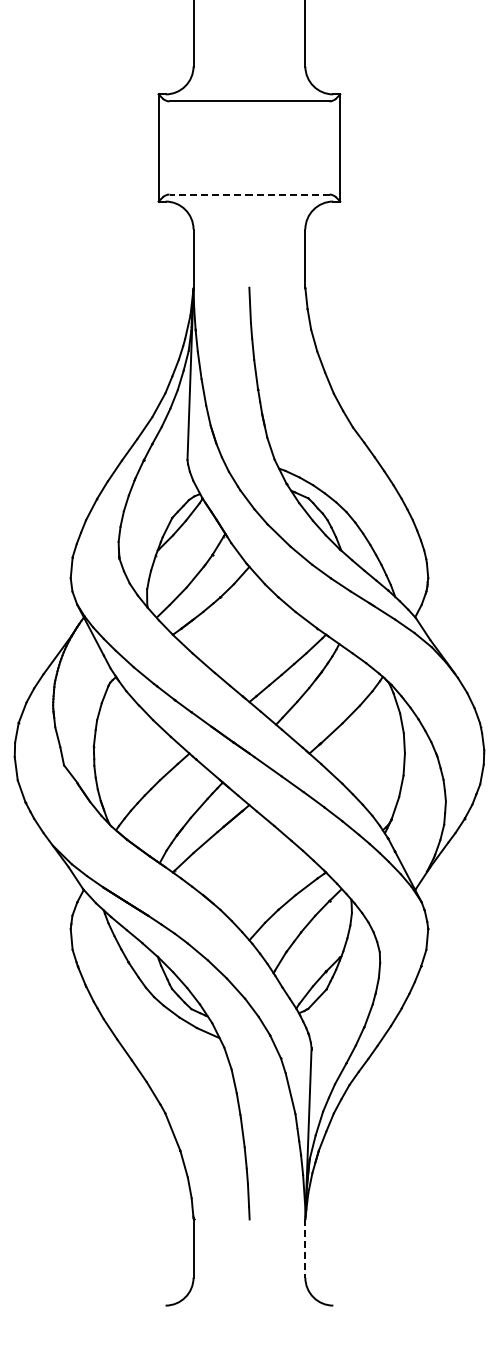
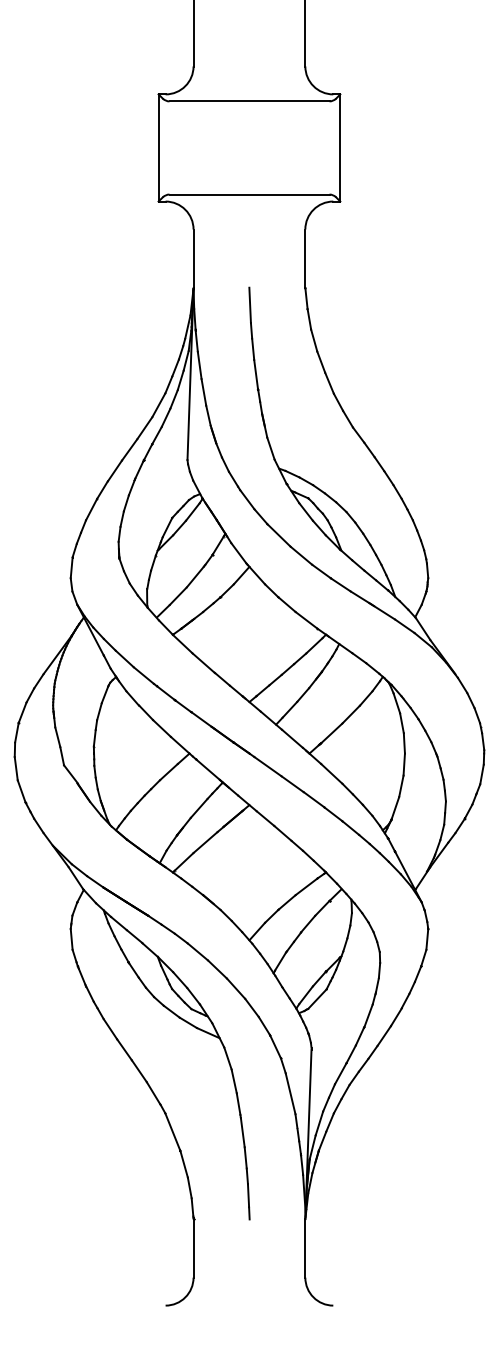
line: dashed -> solid (249, 194)
line: dashed -> solid (305, 1248)
